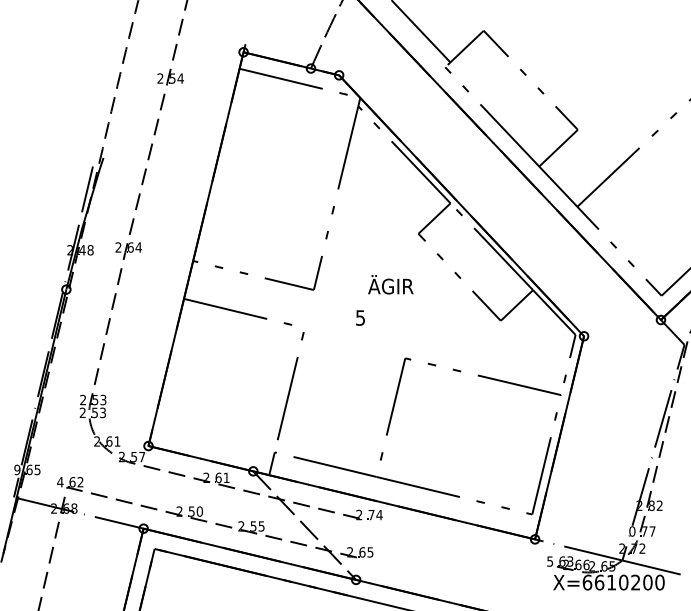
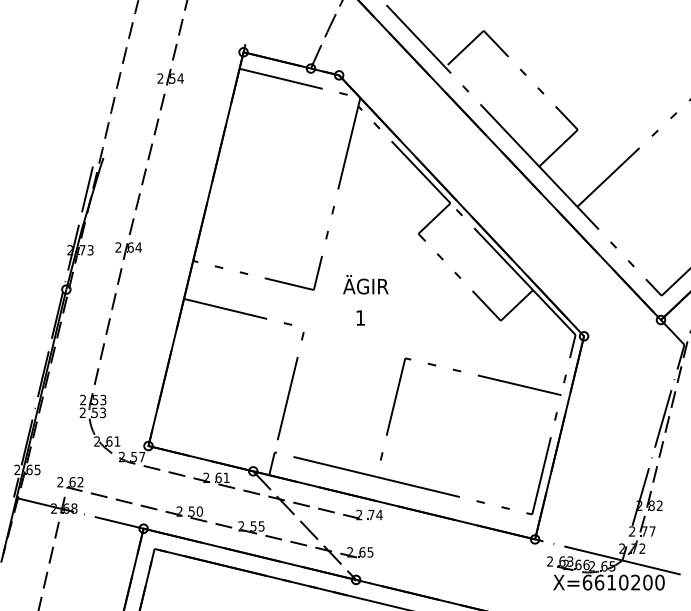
line position: (421, 32) -> (414, 34) (414, 34)
text: 48 -> 73 (86, 250)
text position: (390, 284) -> (365, 284) (365, 284)
text: 5 -> 1 (360, 317)
text: 9 -> 2 (17, 469)
text: 4 -> 2 (60, 482)
text: 0 -> 2 (632, 531)
text: 5 -> 2 (550, 561)
